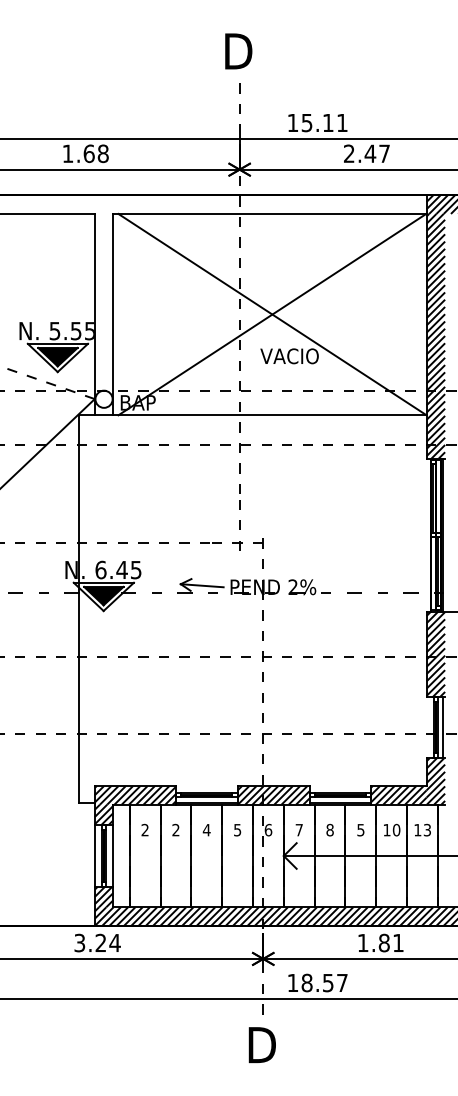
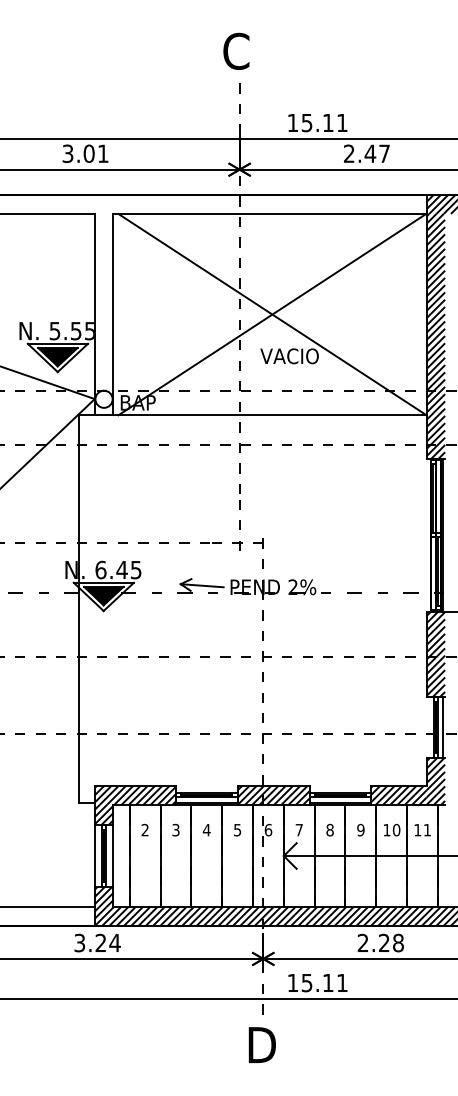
text: D -> C (237, 50)
text: 1.68 -> 3.01 (85, 153)
line: dashed -> solid (47, 382)
text: 5 -> 9 (360, 829)
text: 13 -> 11 (426, 829)
text: 2 -> 3 (175, 830)
line: none -> present (48, 907)
text: 1.81 -> 2.28 (380, 942)
text: 18.57 -> 15.11 (324, 982)
